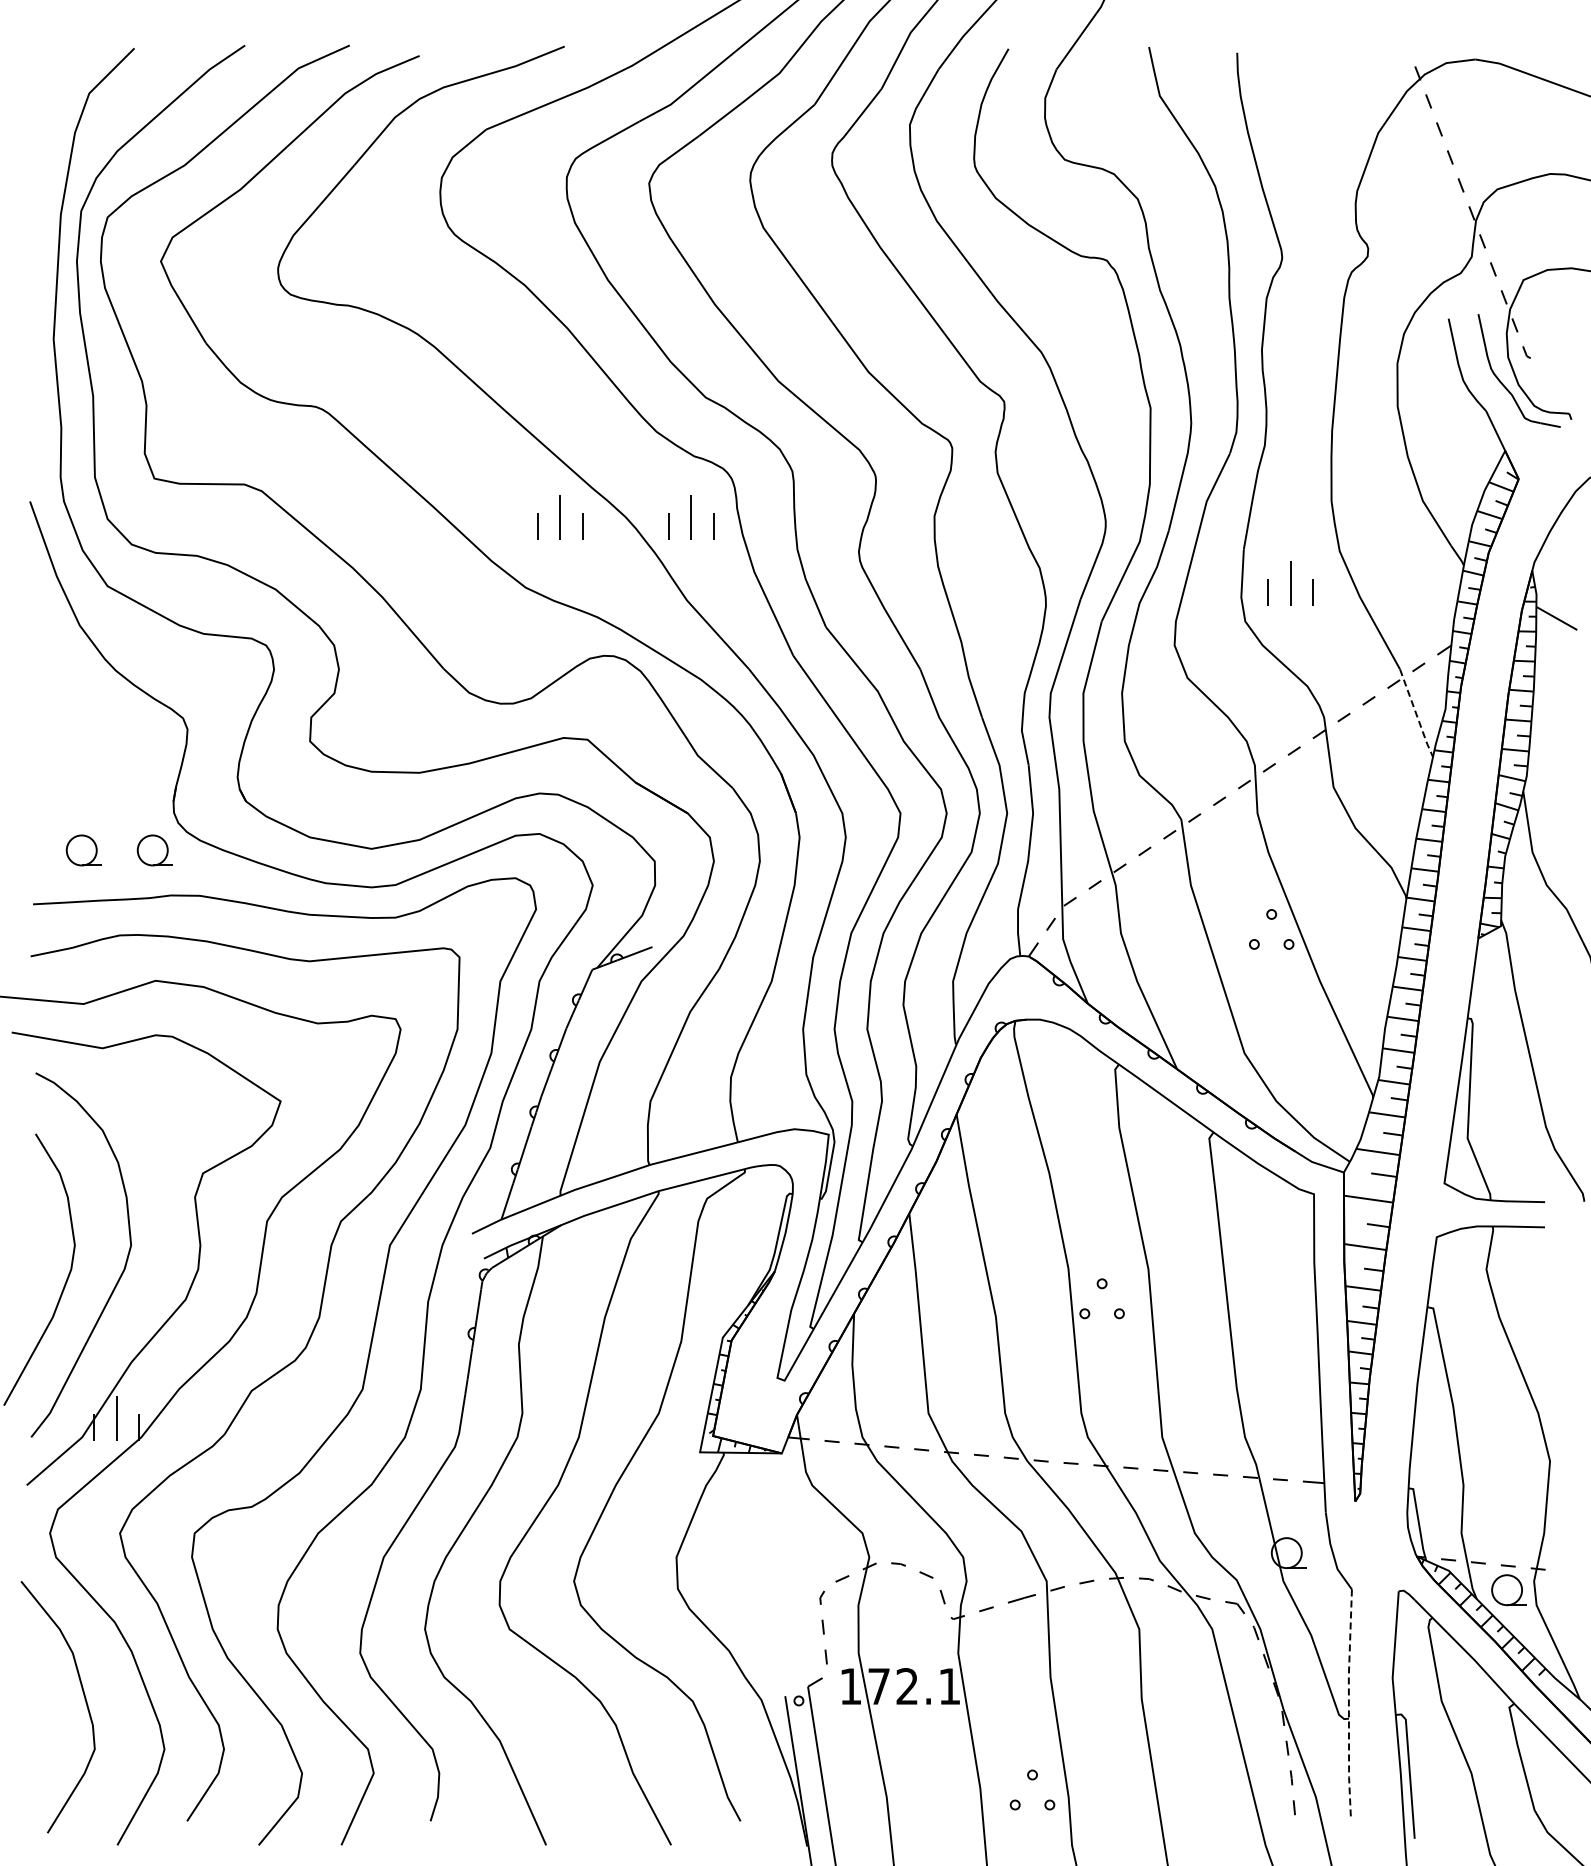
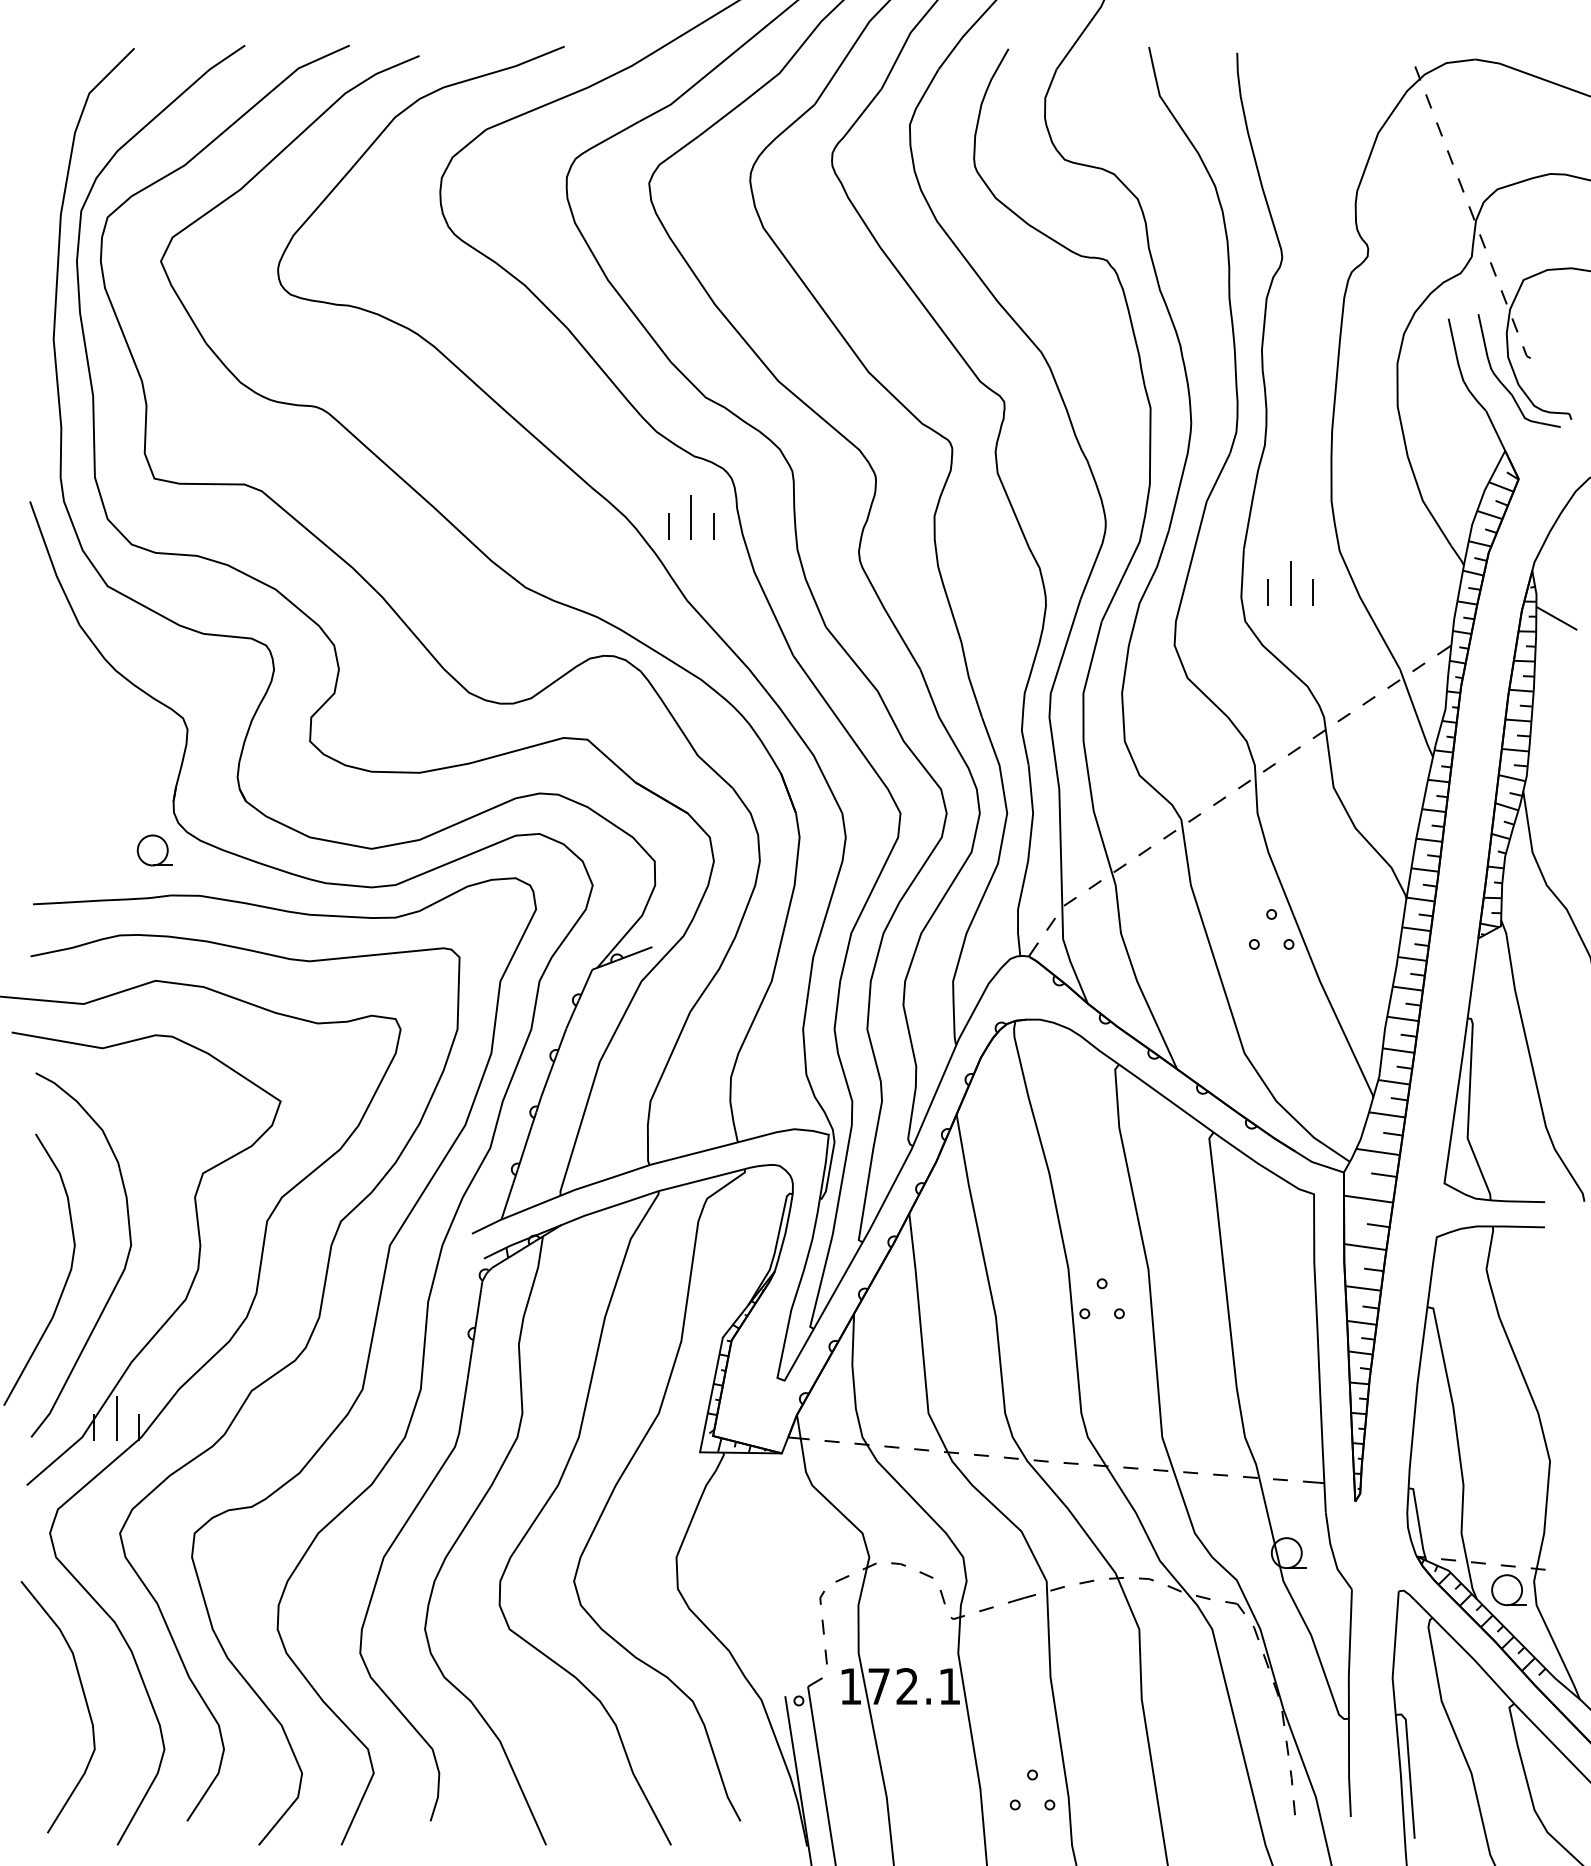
part: present -> none (560, 517)
line: dashed -> solid (1416, 714)
part: present -> none (83, 850)
line: dashed -> solid (1348, 1703)
